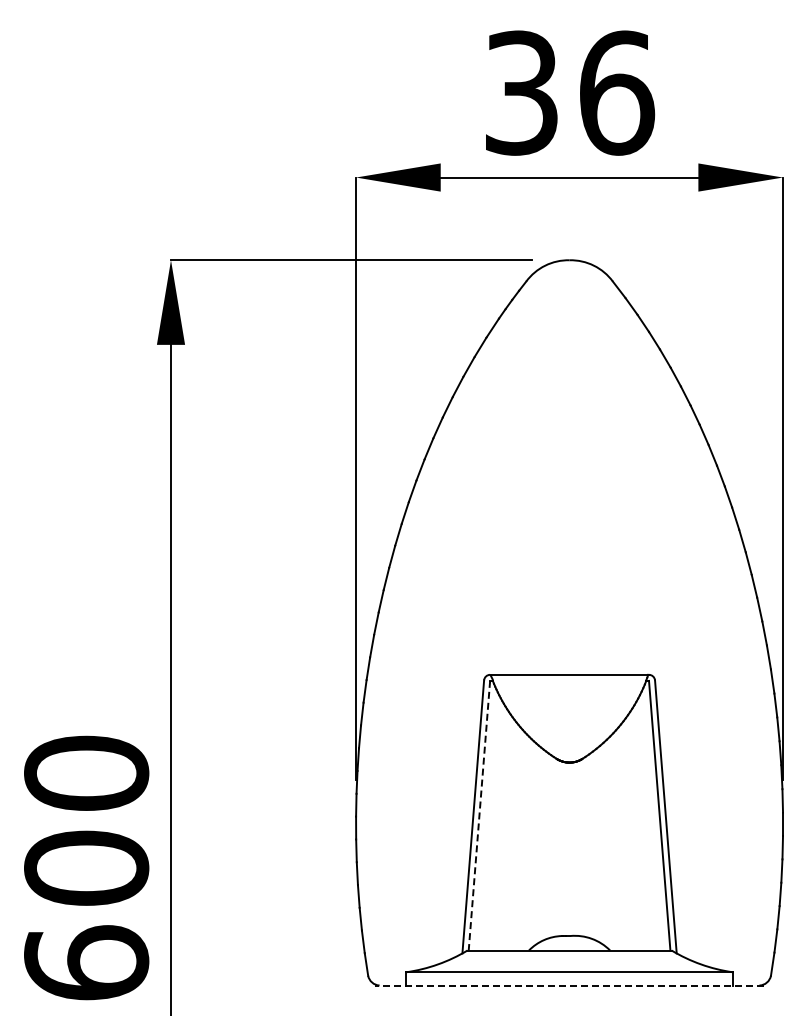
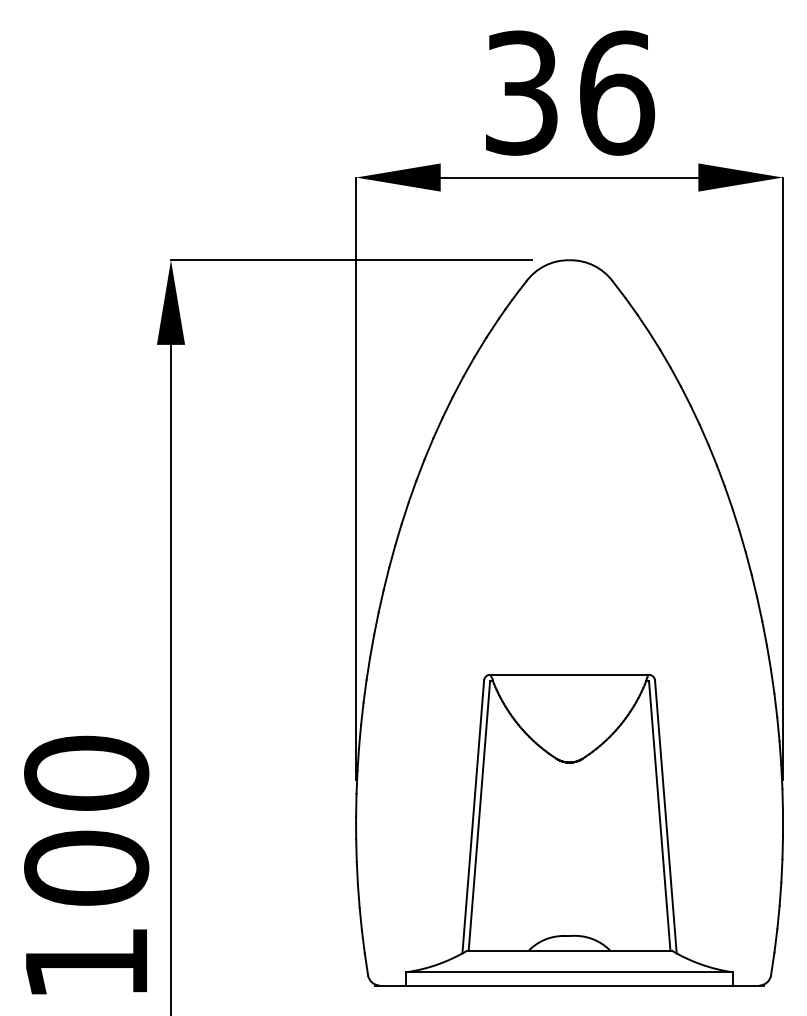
line: dashed -> solid (479, 816)
text: 600 -> 100 (86, 962)
line: dashed -> solid (569, 985)
